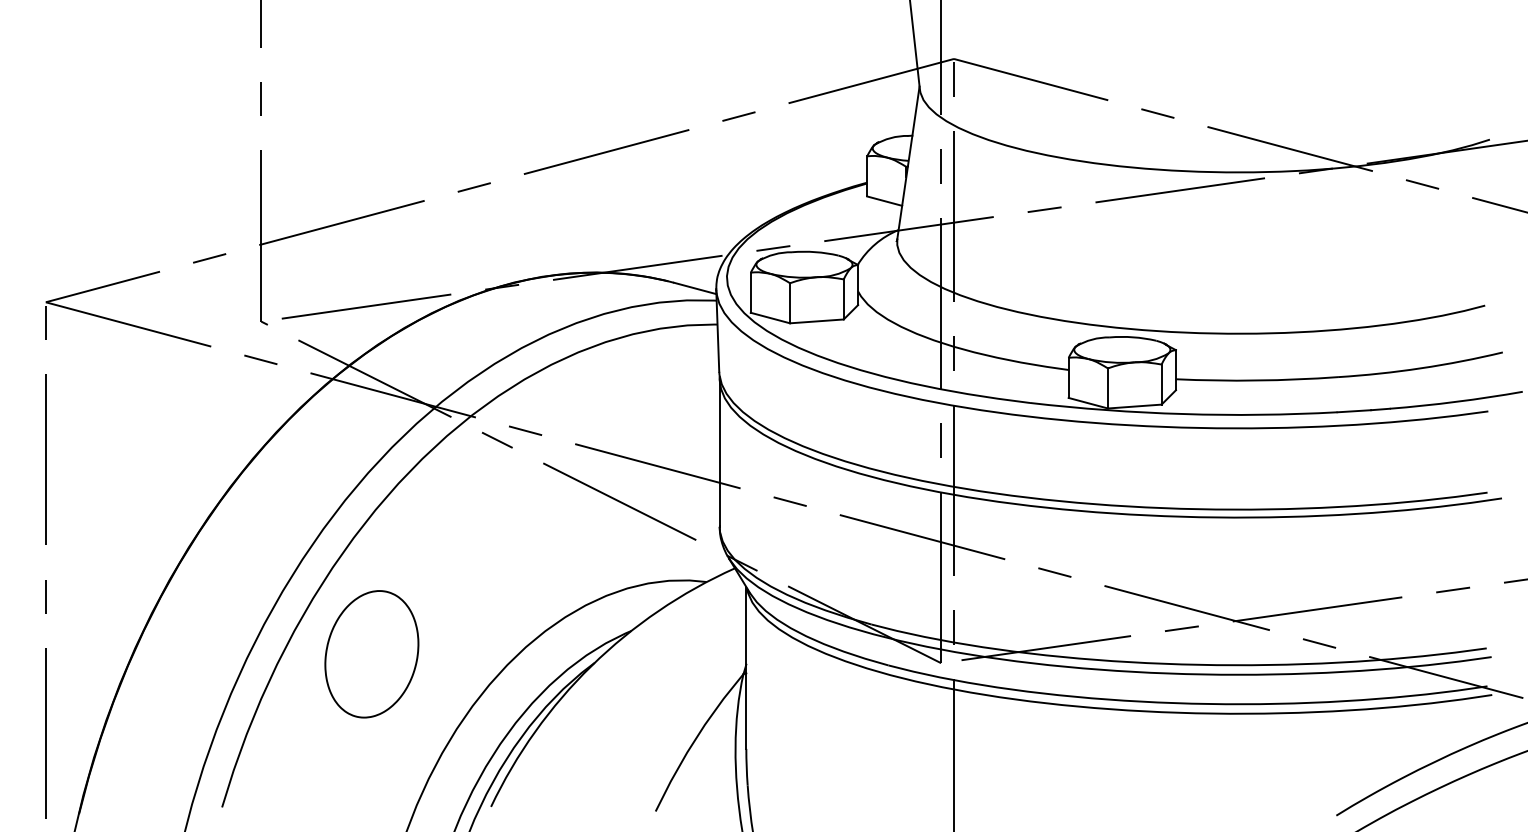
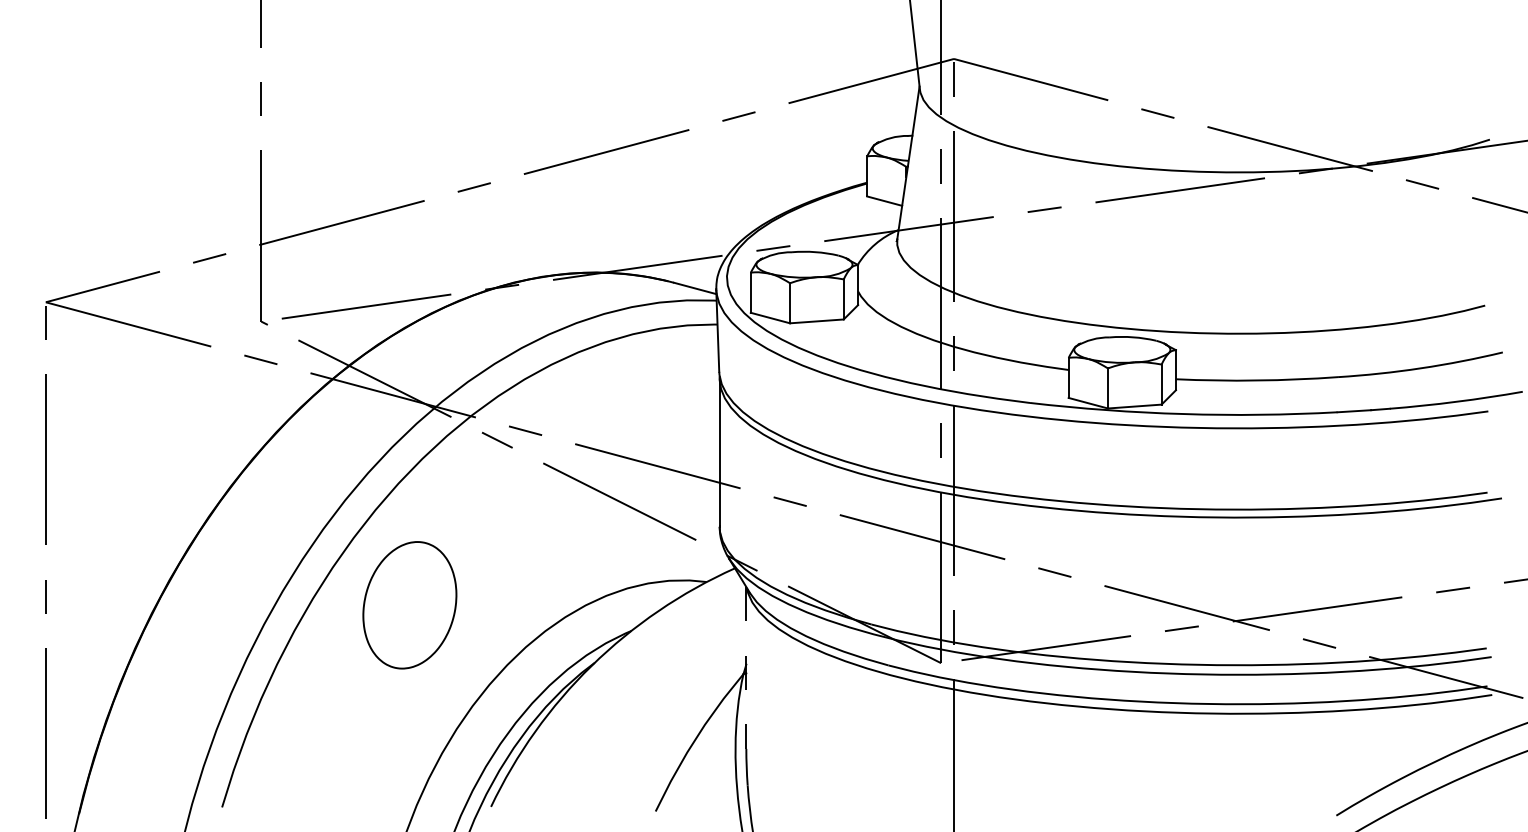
part position: (371, 654) -> (409, 605) (409, 605)
line: solid -> dashed (746, 667)
